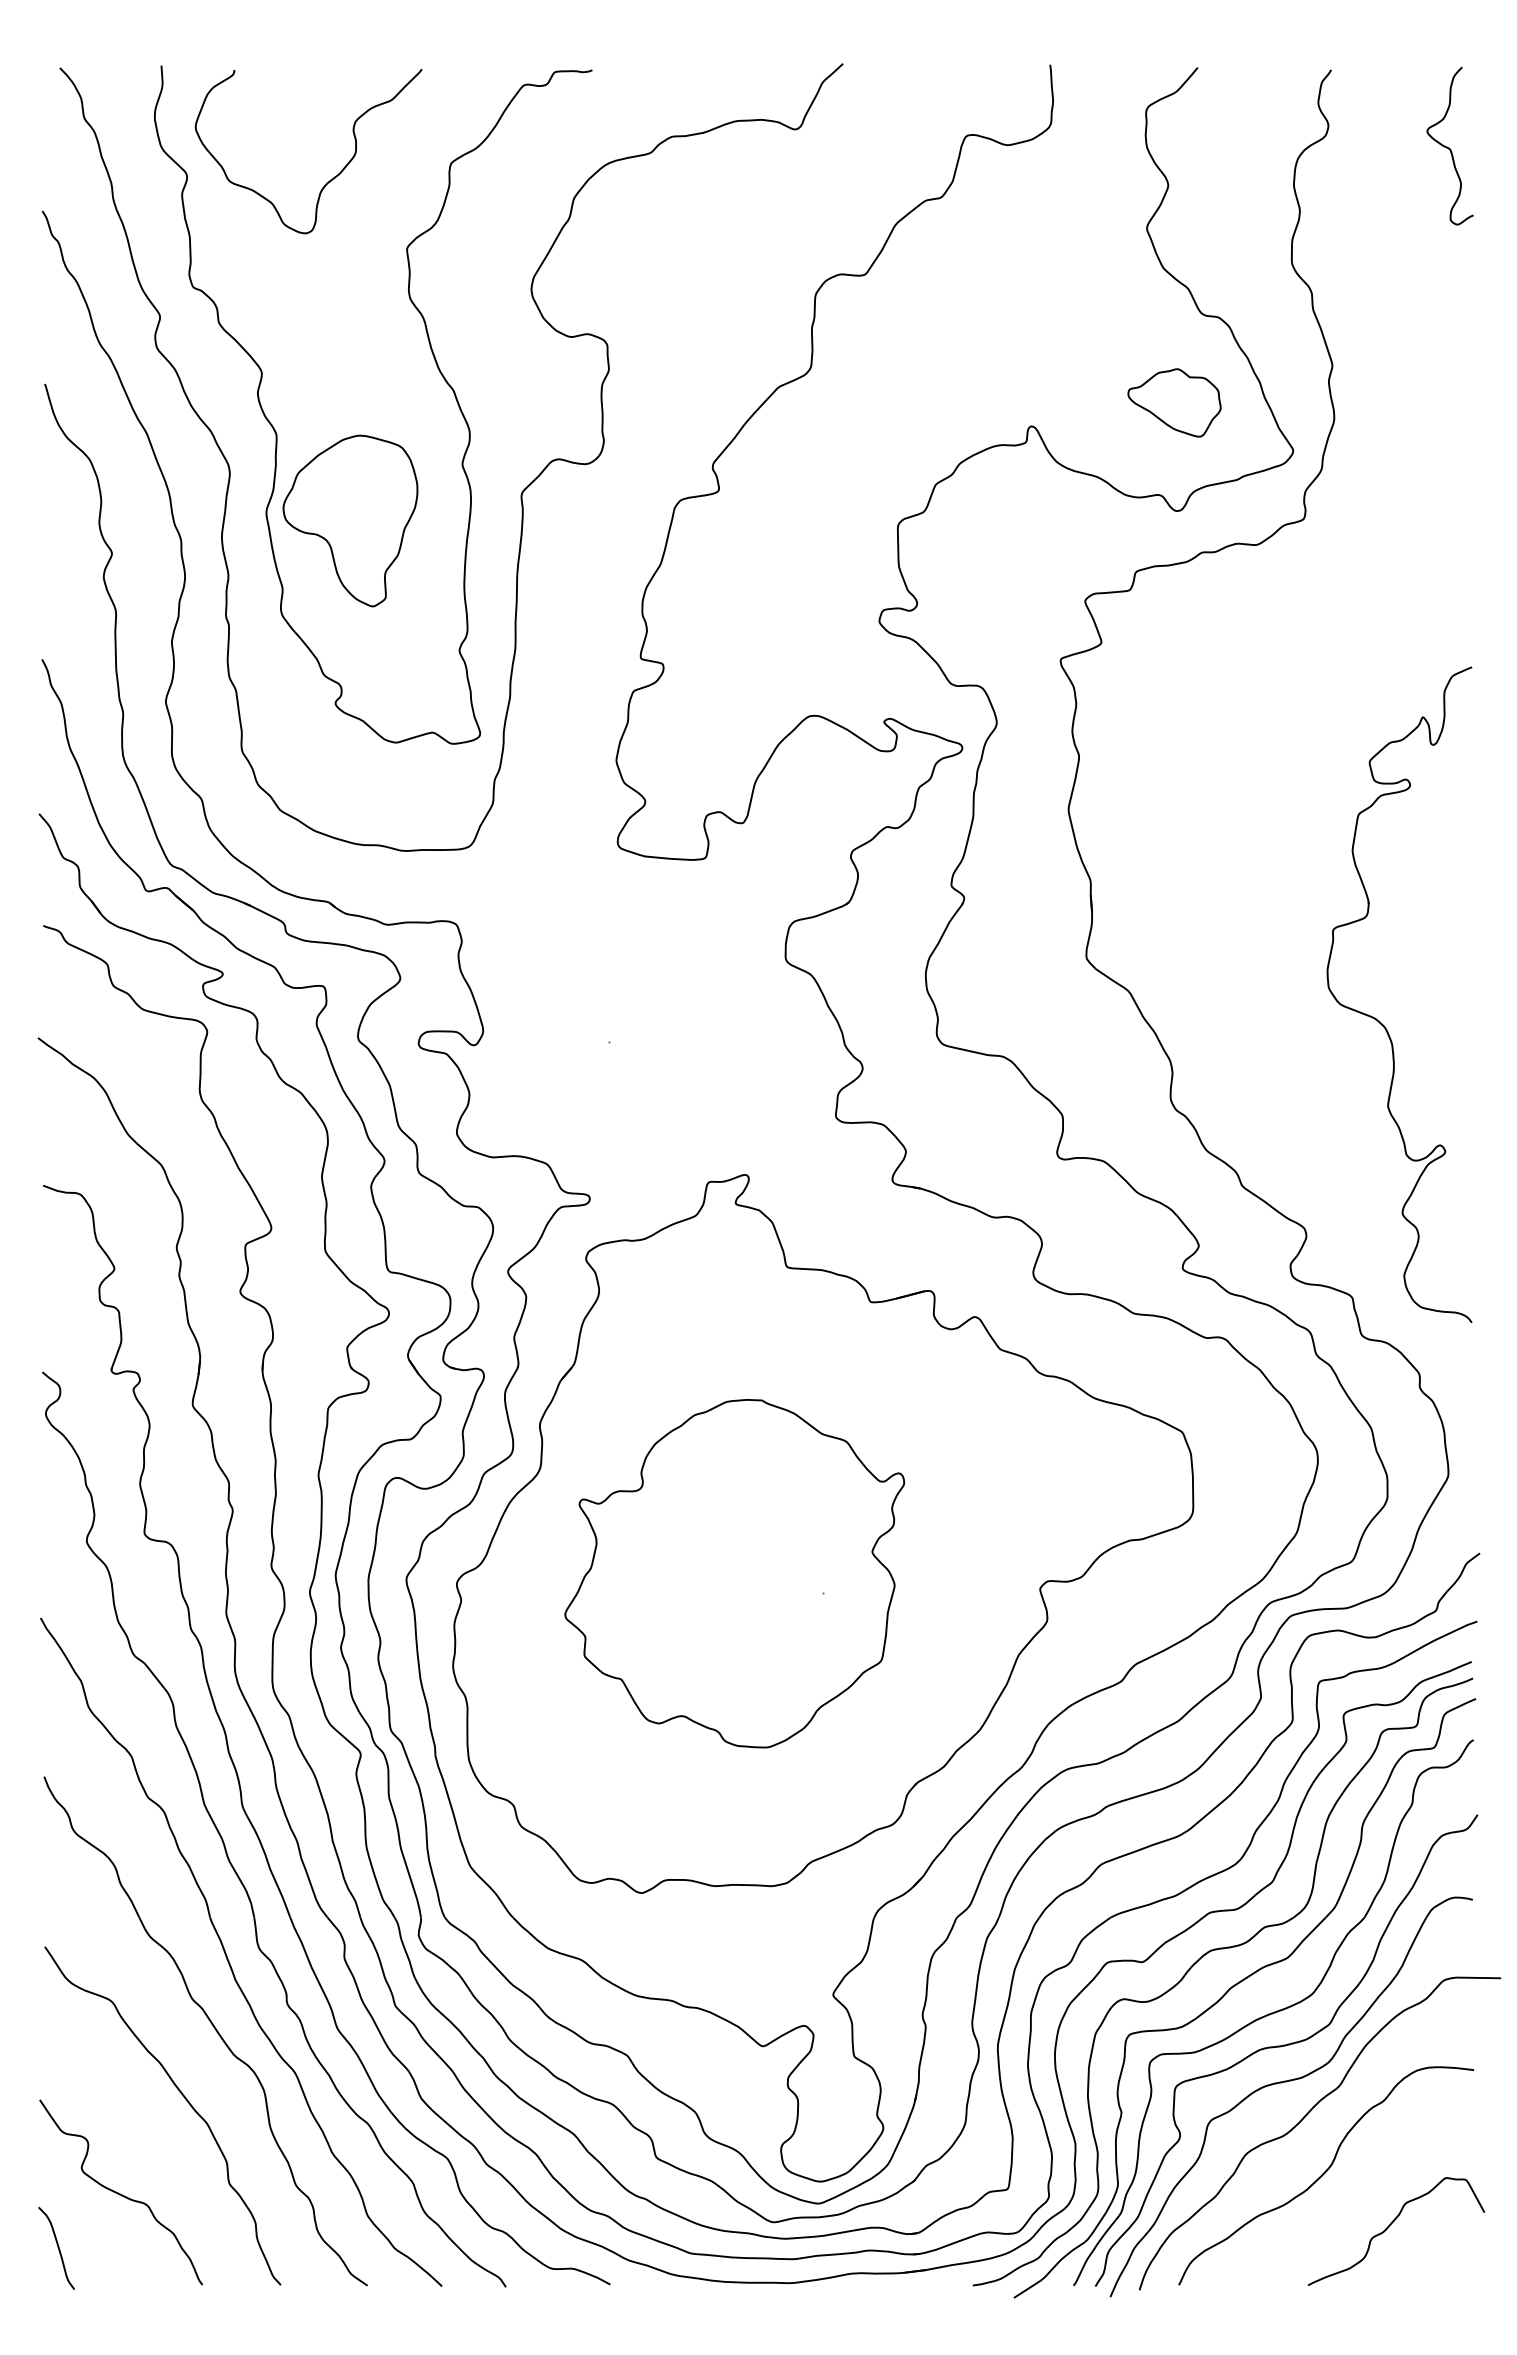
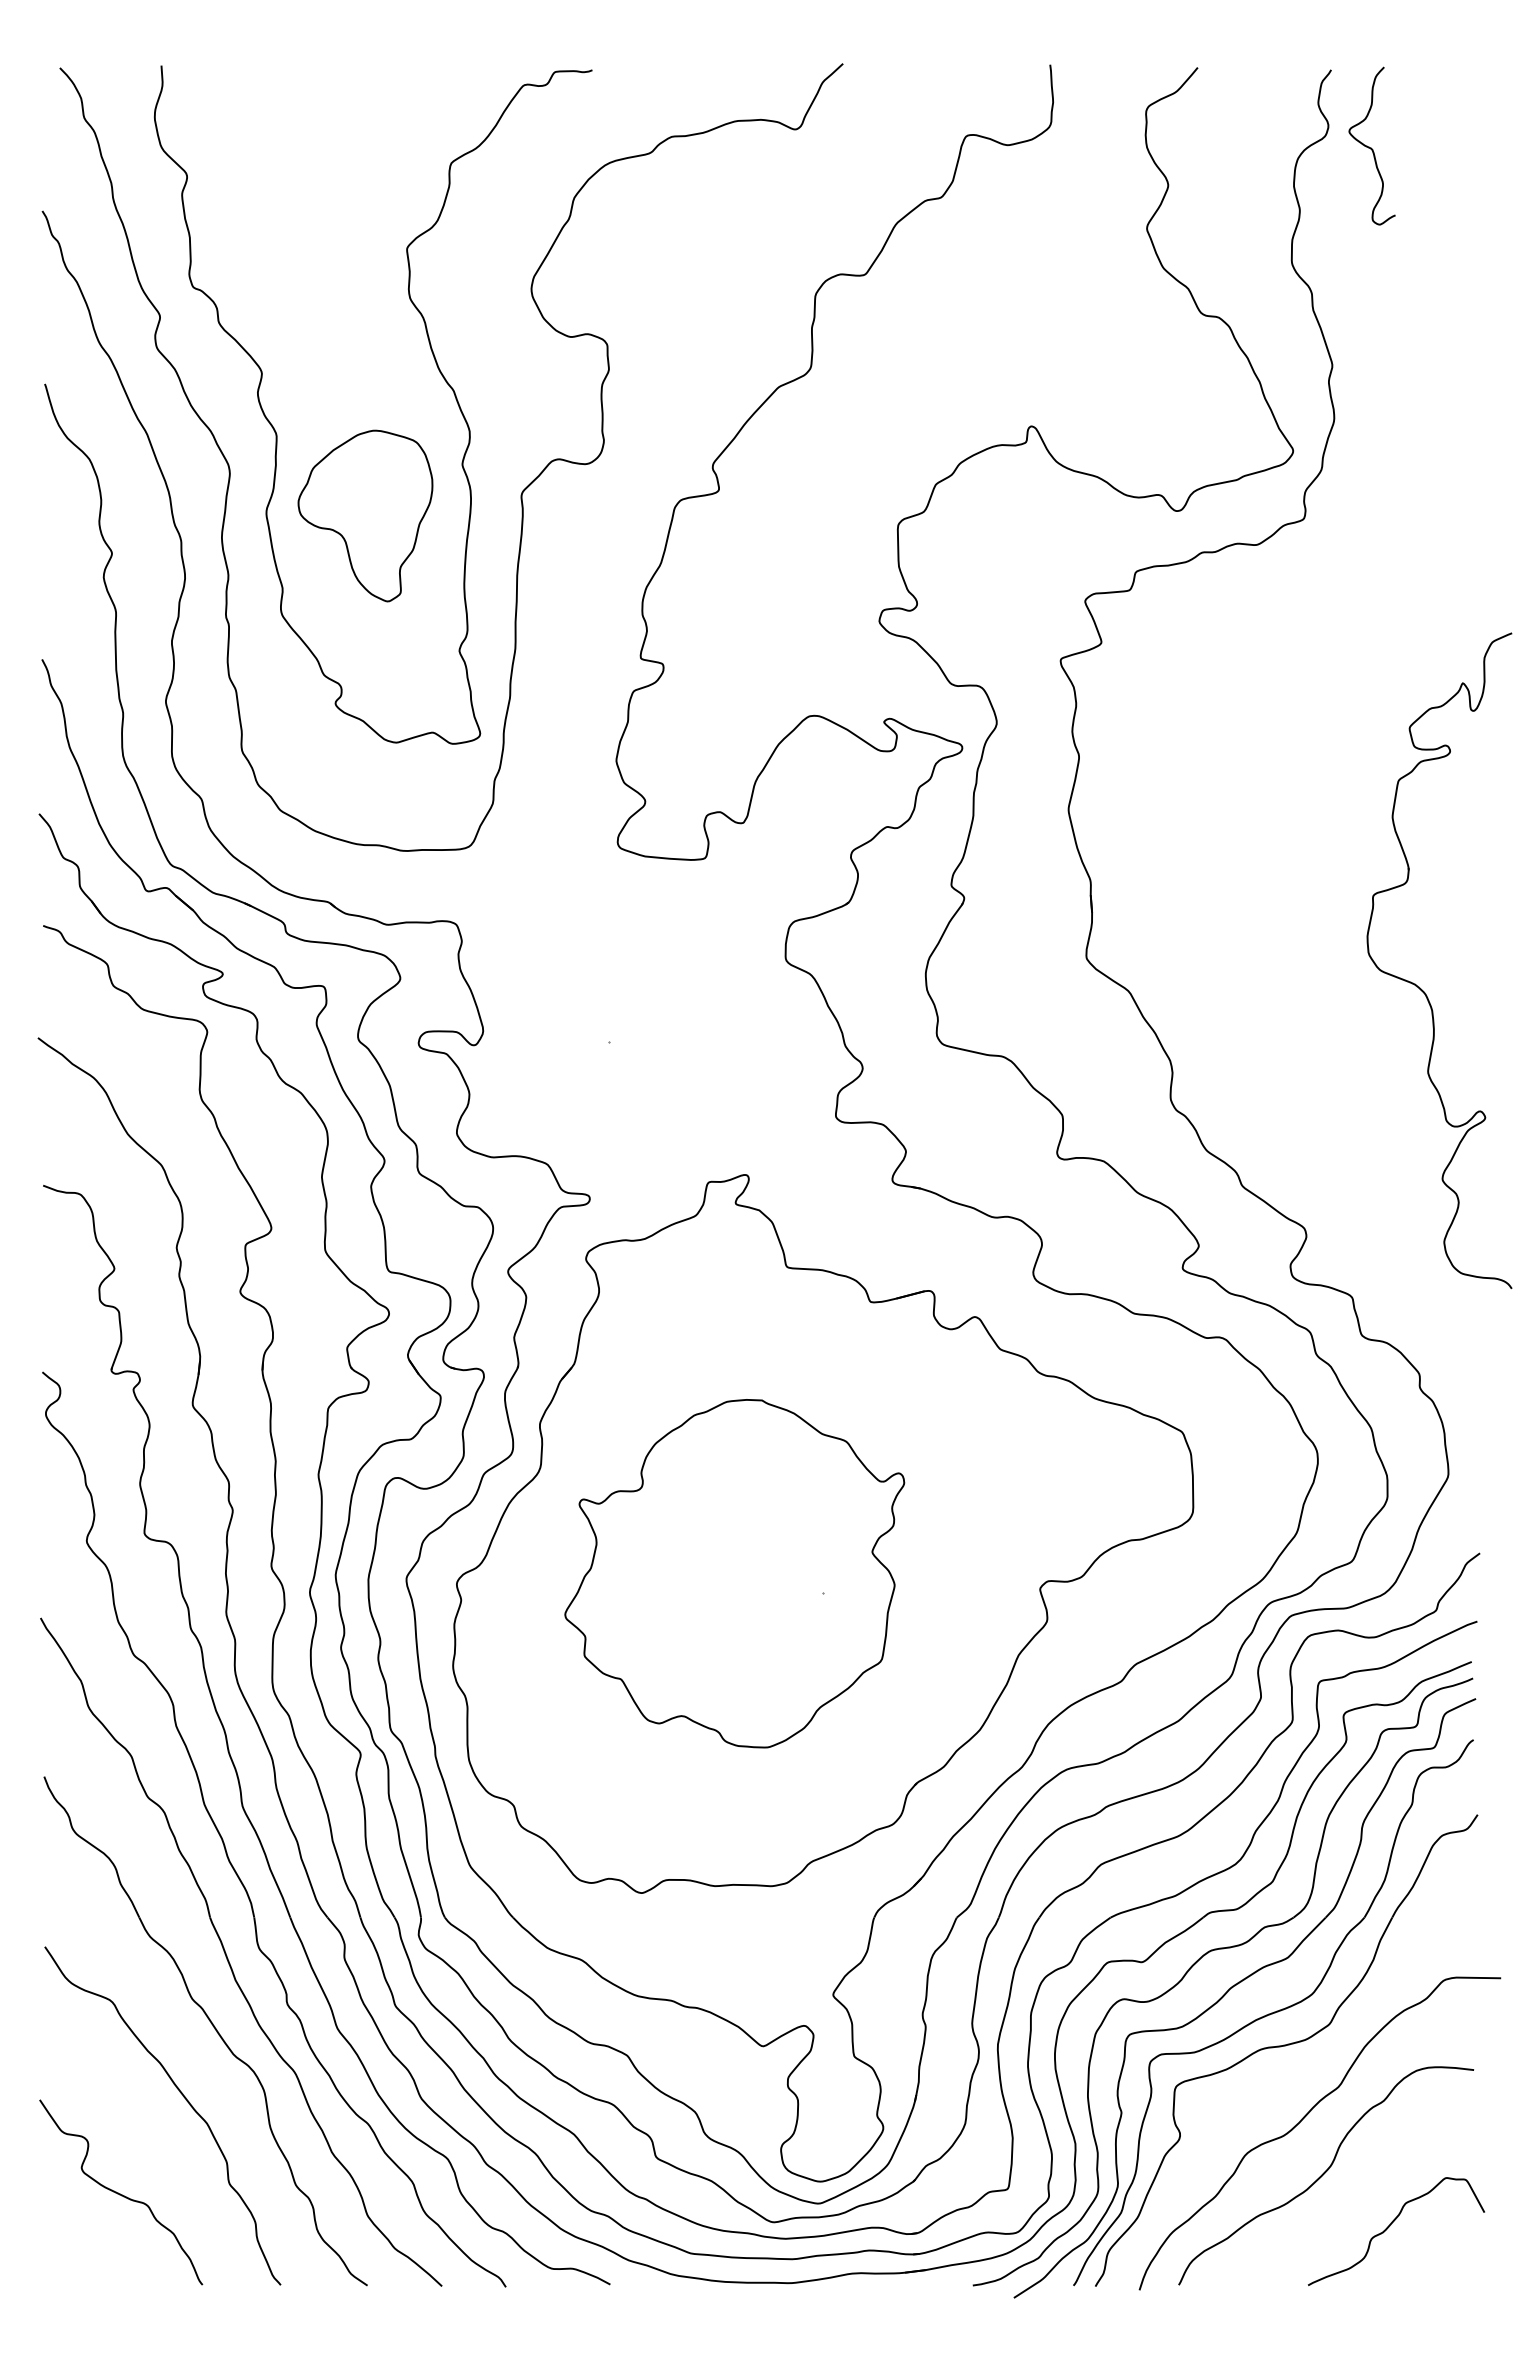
curve position: (1449, 147) -> (1371, 147) (1371, 147)
curve: present -> none (330, 179)
part: present -> none (1174, 402)
part position: (350, 520) -> (365, 515) (365, 515)
part position: (1379, 1020) -> (1419, 986) (1419, 986)
part: present -> none (1286, 2082)
curve: present -> none (57, 2247)
